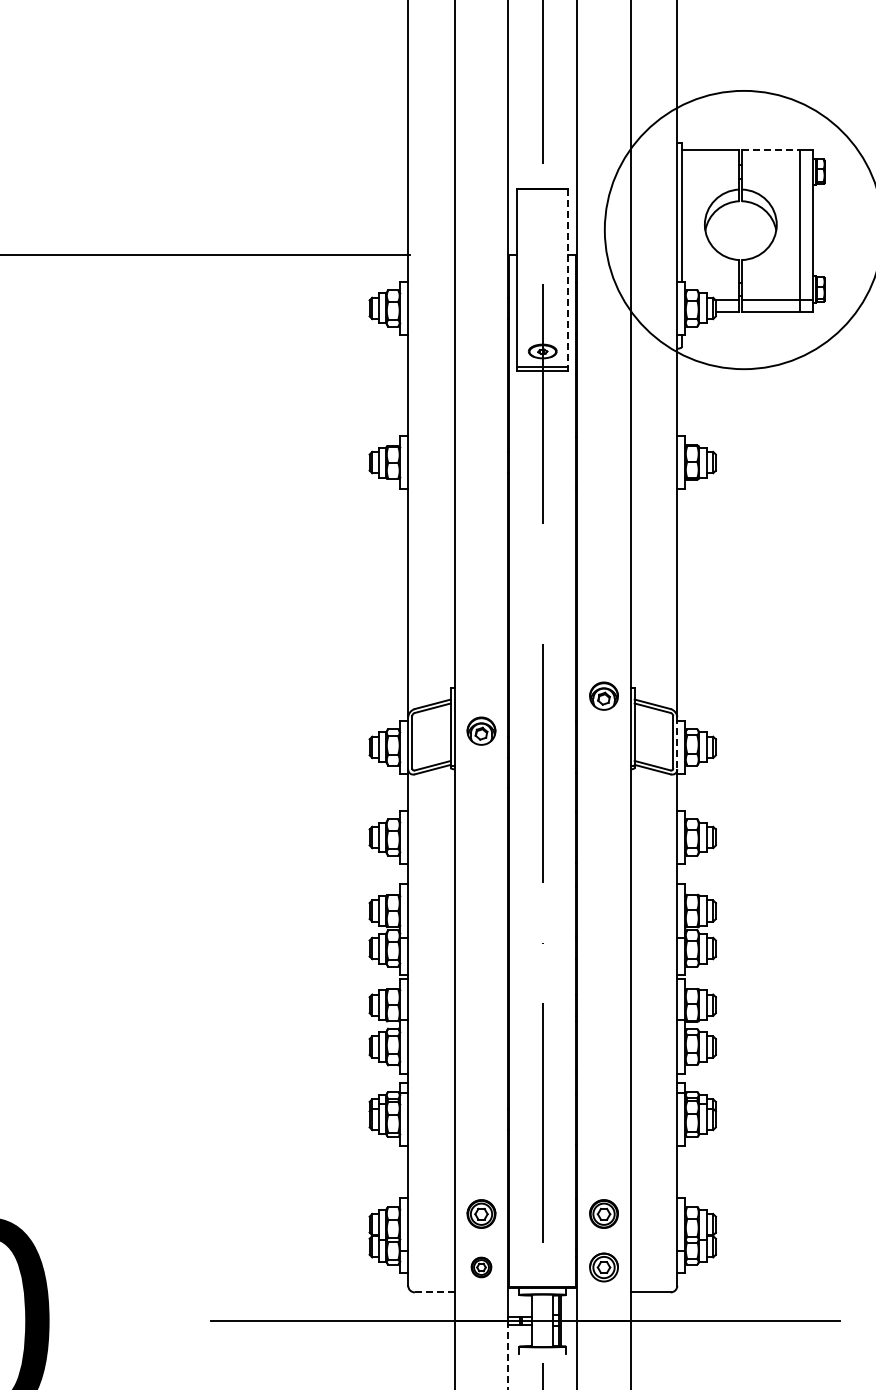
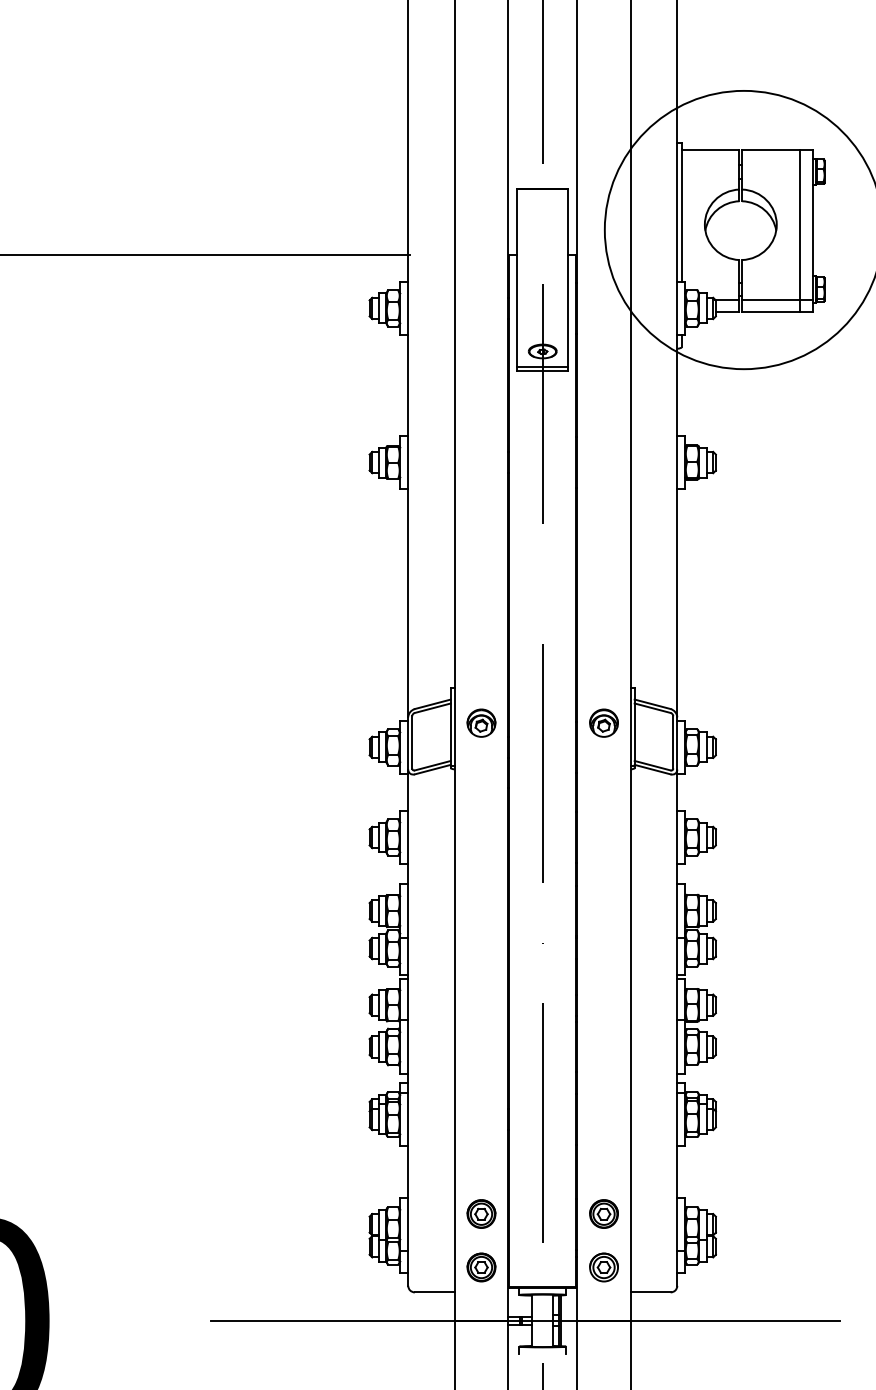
line: dashed -> solid (771, 149)
line: dashed -> solid (568, 278)
part position: (603, 695) -> (603, 722) (603, 722)
part position: (481, 730) -> (481, 722) (481, 722)
line: dashed -> solid (677, 743)
part size: 23x23 px -> 31x31 px (481, 1267)
line: dashed -> solid (434, 1292)
line: dashed -> solid (508, 1355)
